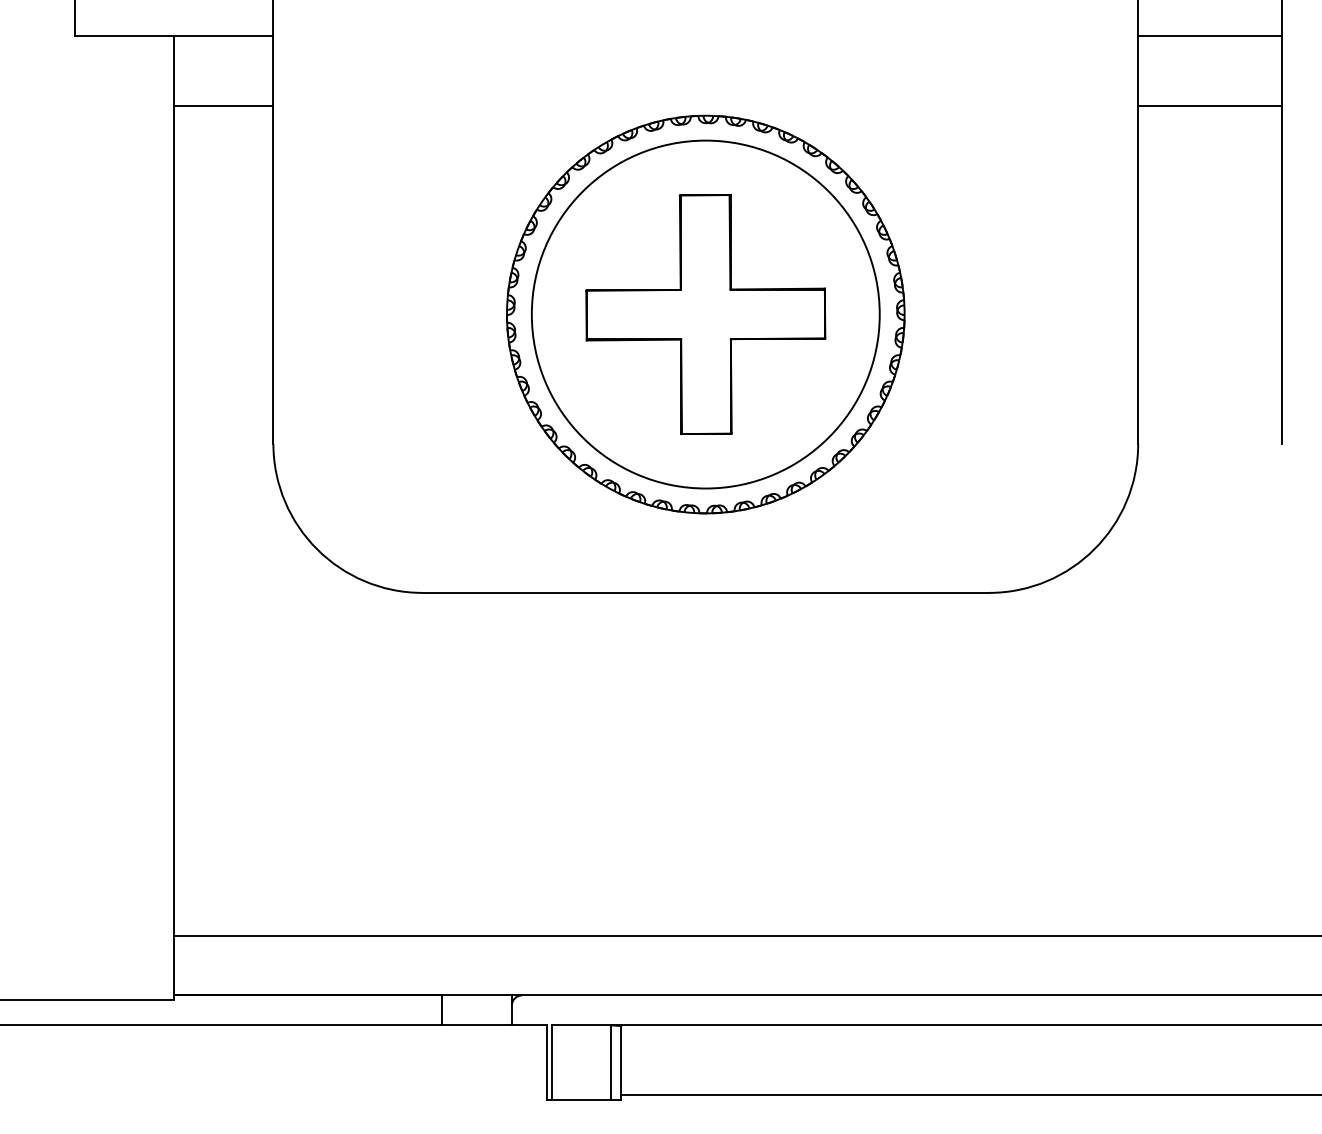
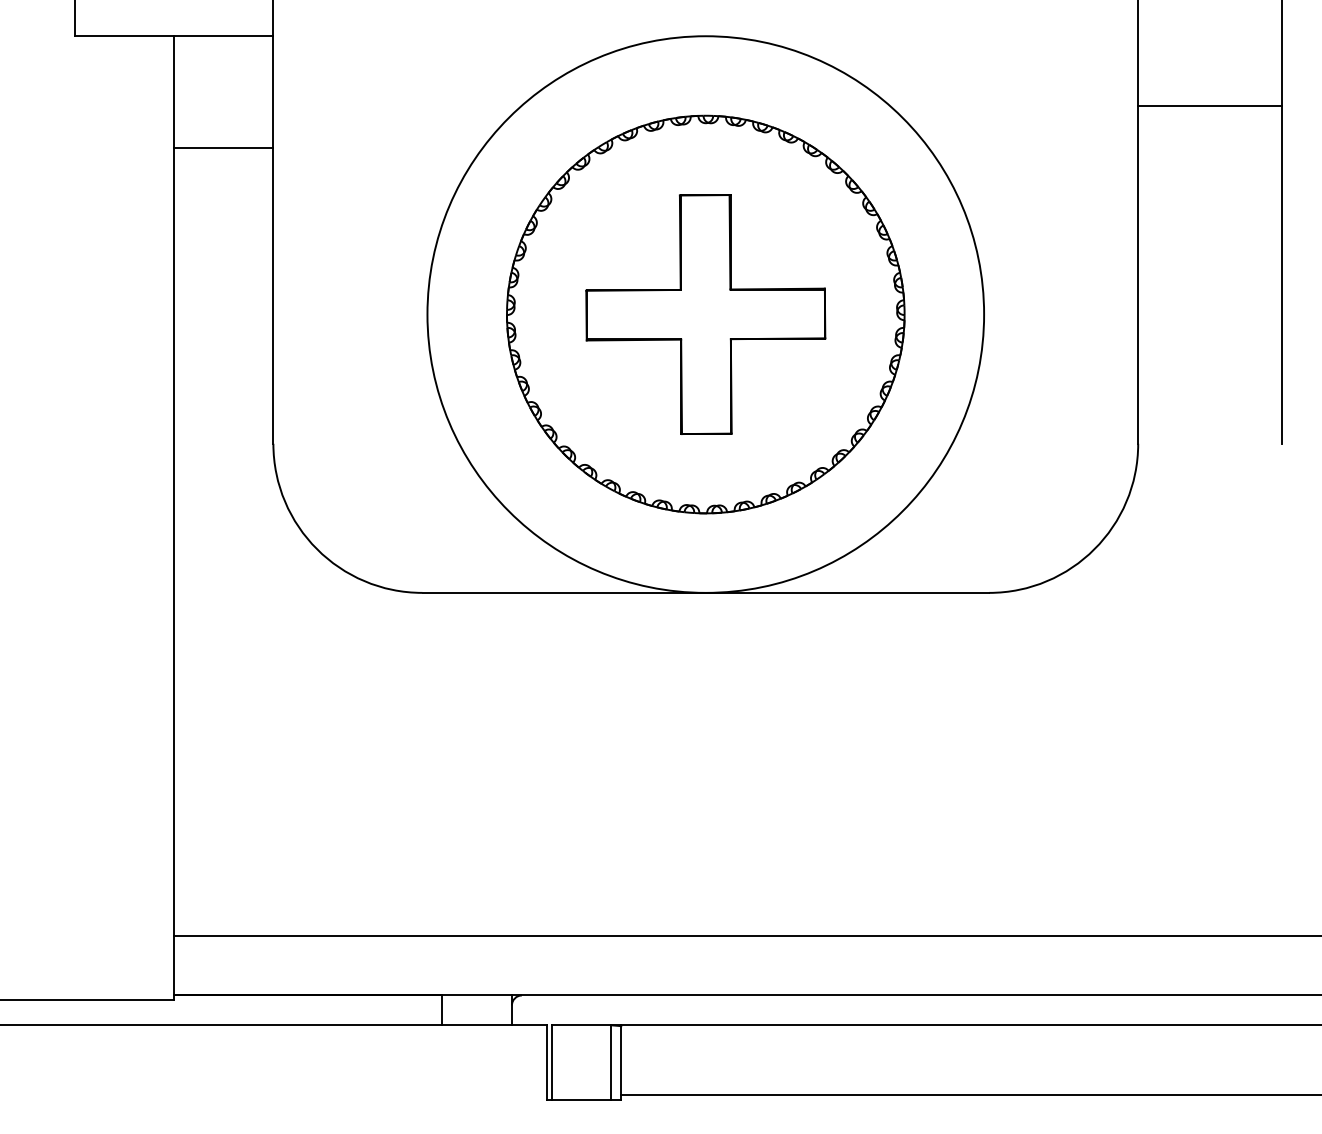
line: present -> none (1210, 36)
line position: (223, 105) -> (223, 147) (223, 147)
circle diameter: 348 px -> 557 px (705, 314)
